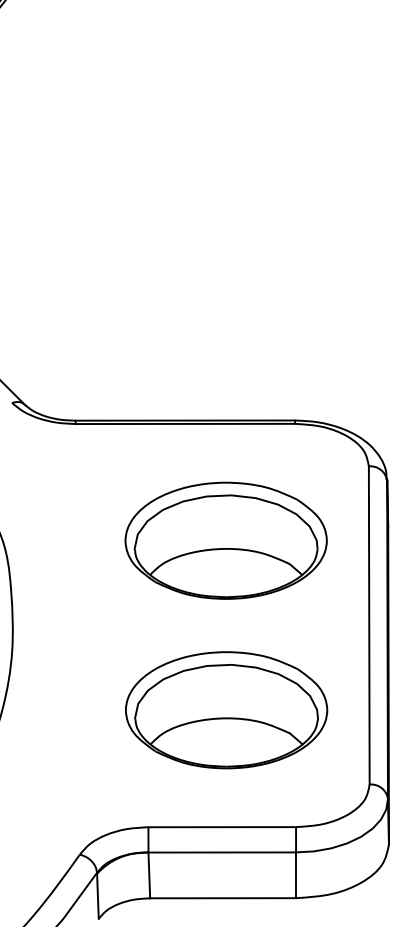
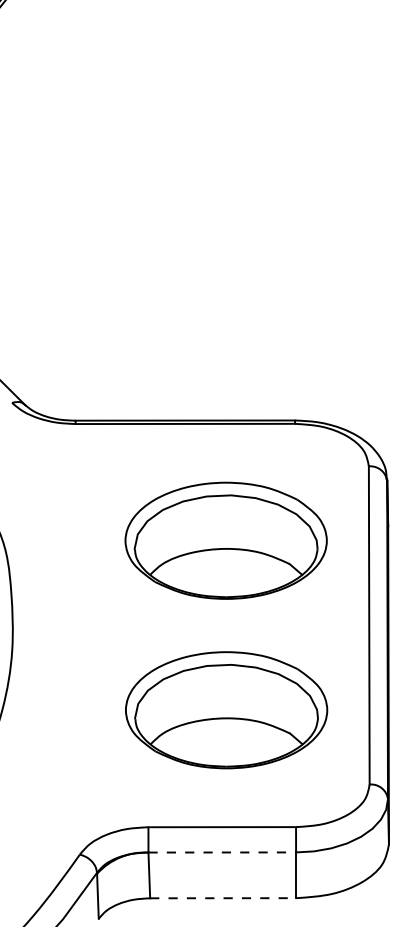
line: solid -> dashed (222, 852)
line: solid -> dashed (223, 898)
